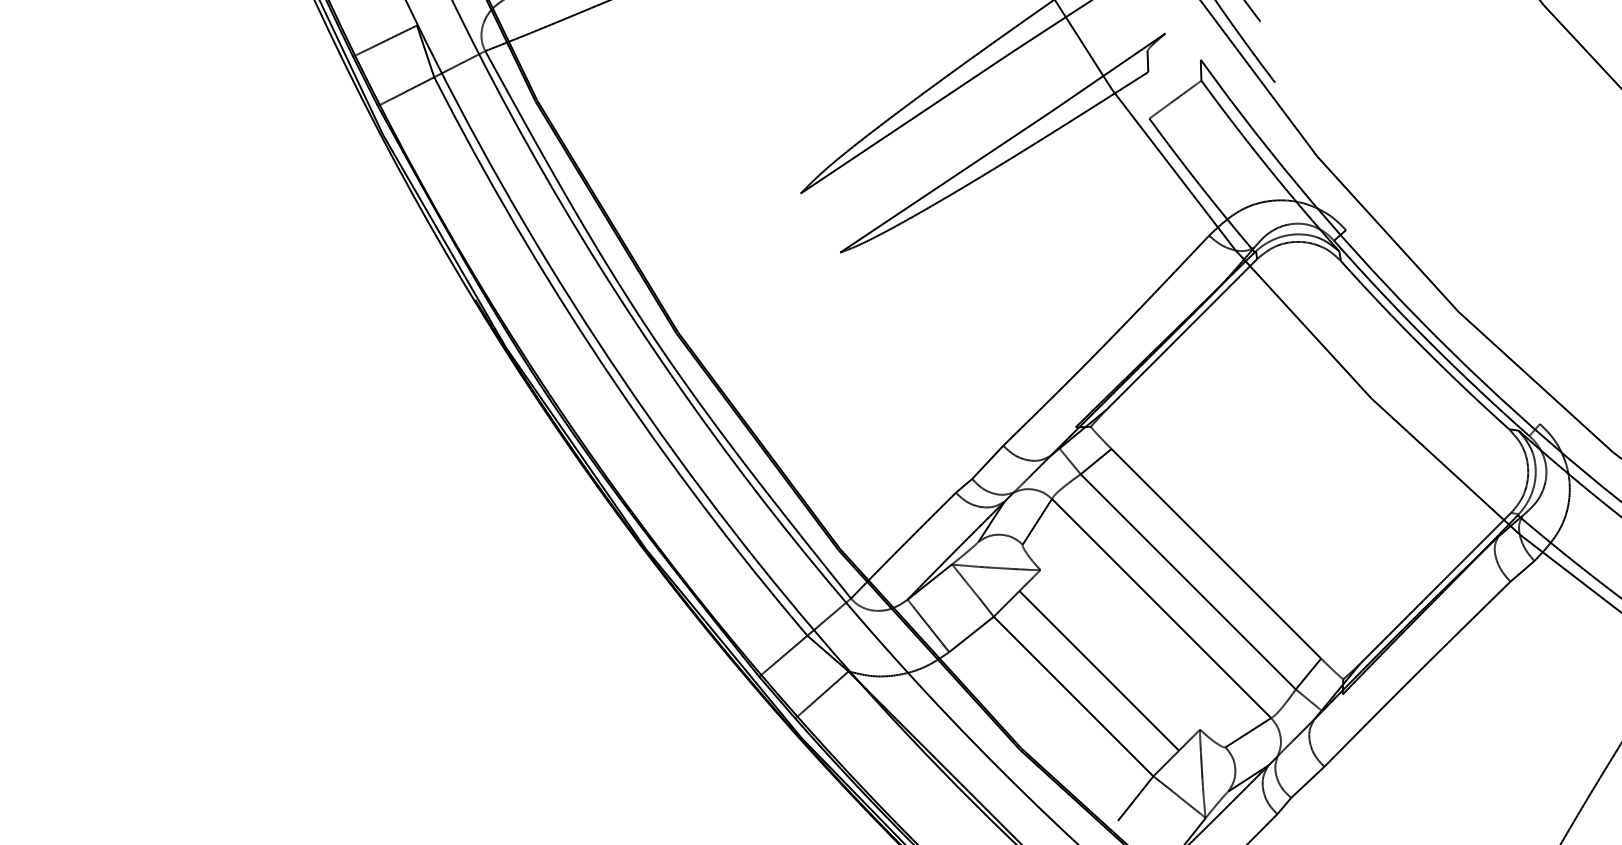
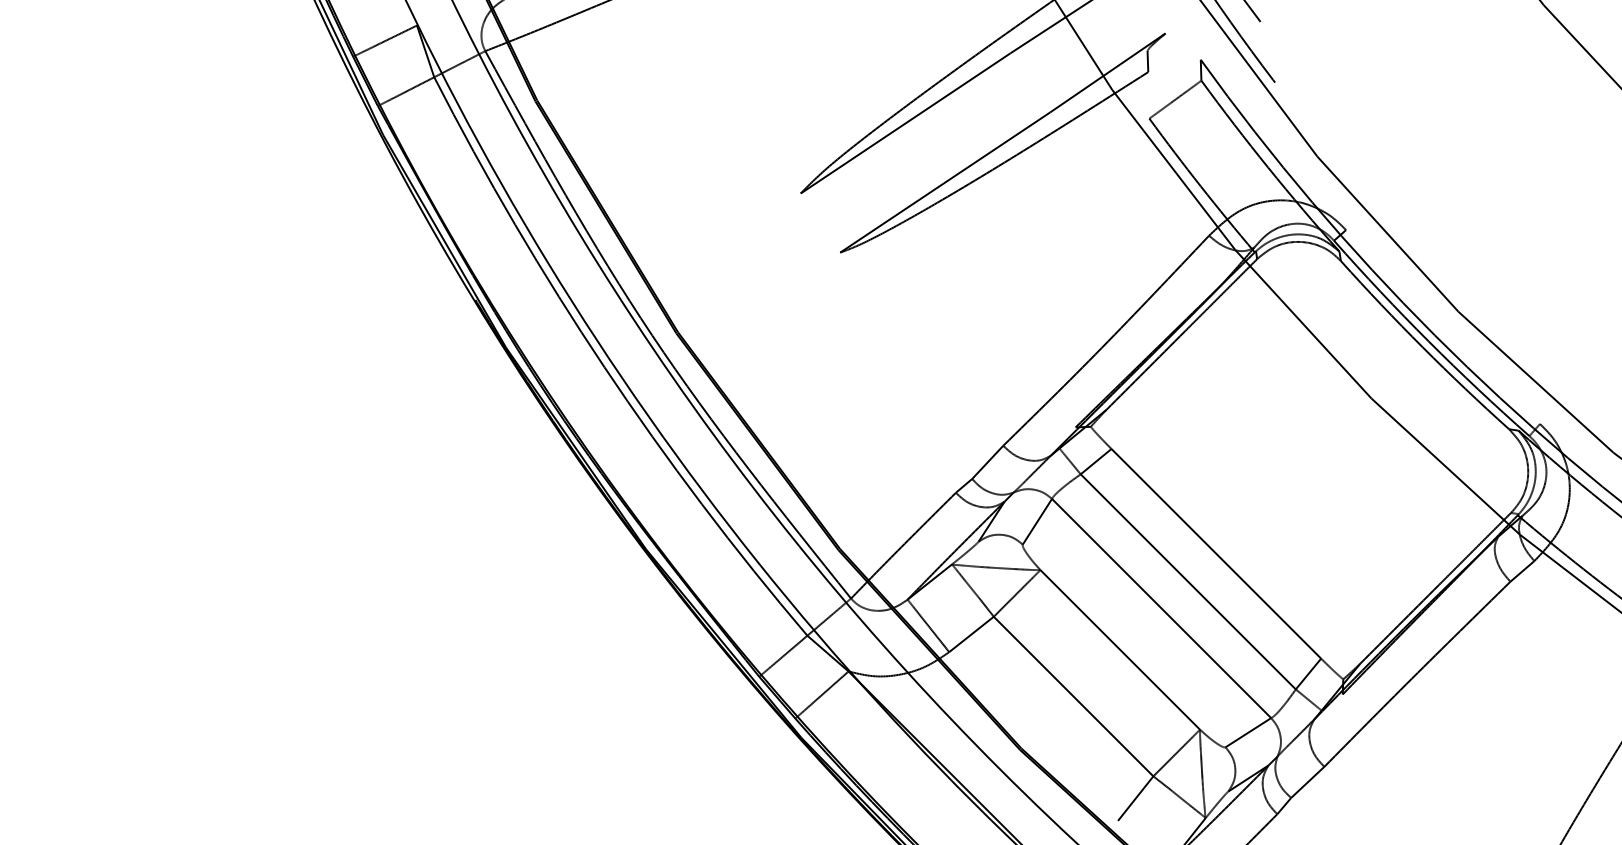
line position: (1099, 670) -> (1120, 649) (1120, 649)
